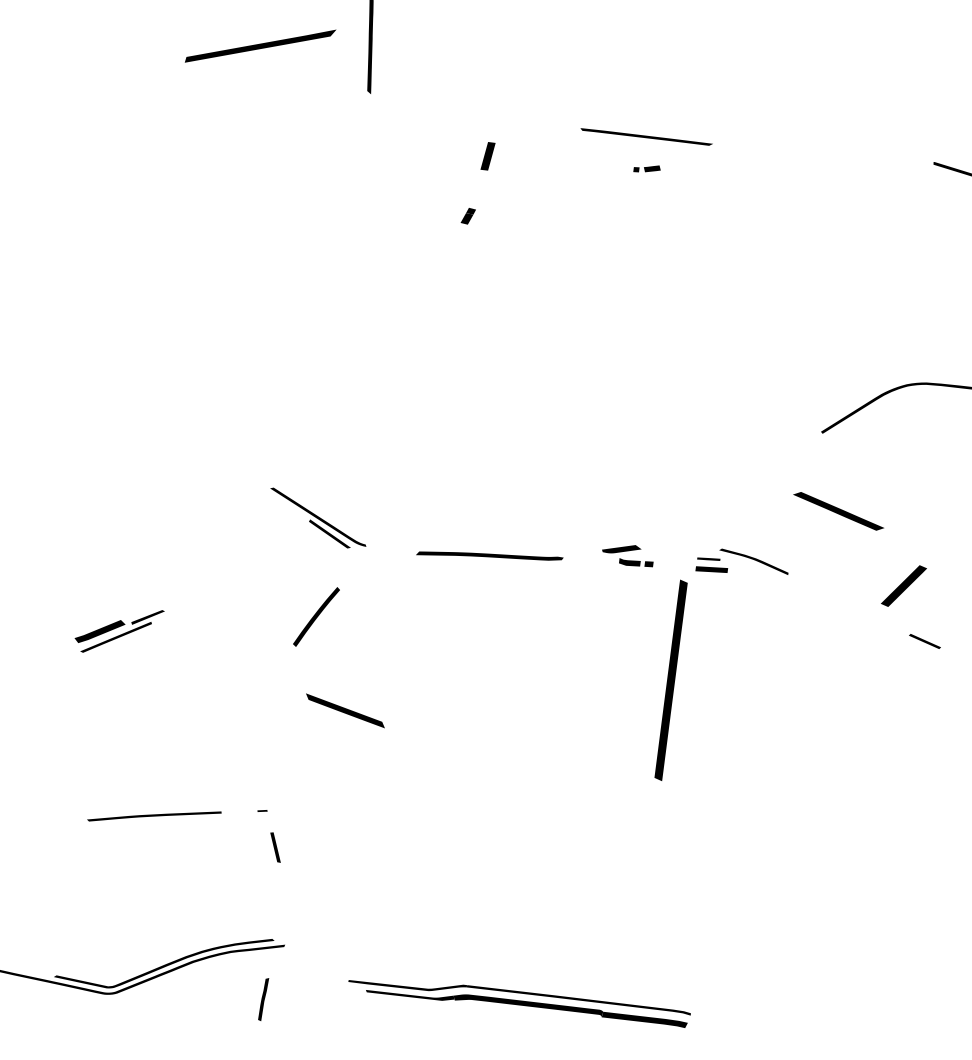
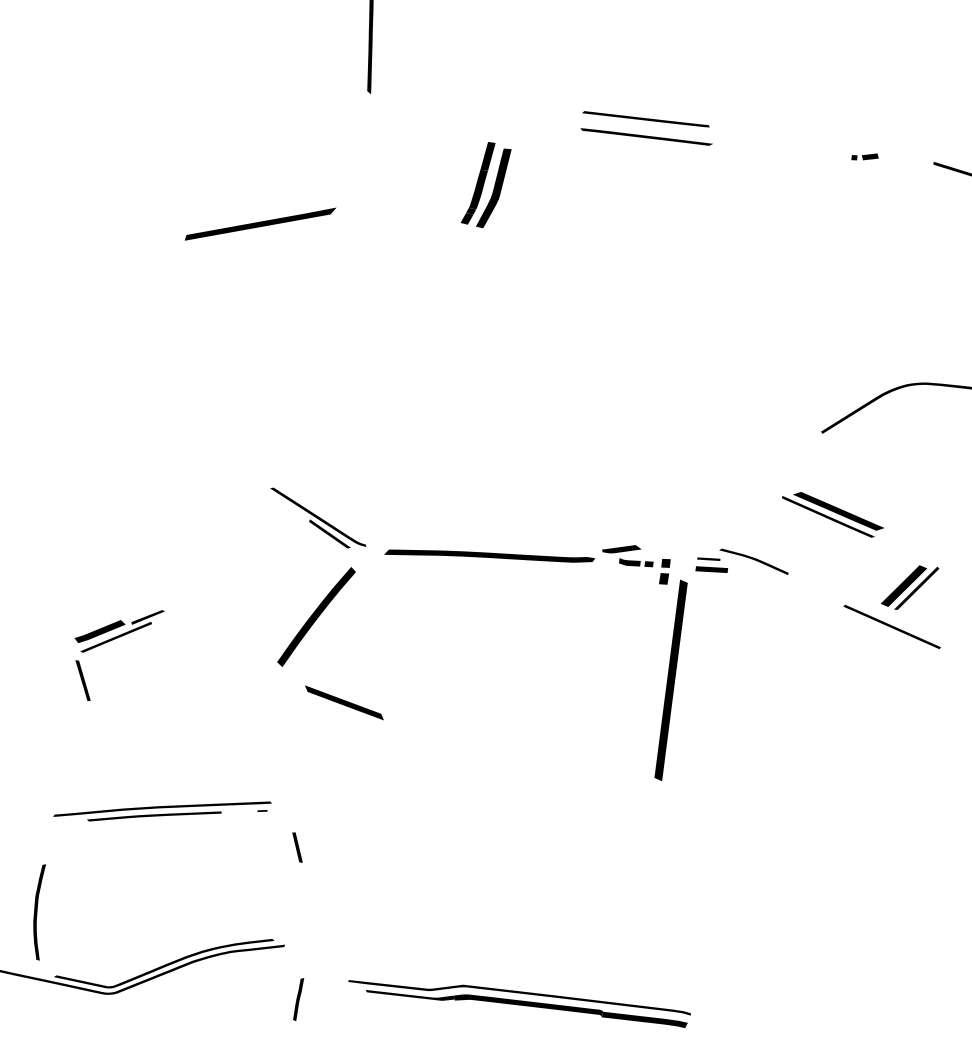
part position: (260, 45) -> (260, 223) (260, 223)
fill: none -> present (645, 119)
part position: (646, 168) -> (864, 156) (864, 156)
fill: none -> present (493, 188)
fill: none -> present (478, 189)
fill: none -> present (828, 516)
part size: 148x10 px -> 212x14 px (489, 555)
part: none -> present (664, 571)
fill: none -> present (916, 587)
part size: 47x60 px -> 79x100 px (316, 616)
fill: none -> present (876, 619)
fill: none -> present (82, 680)
part position: (345, 710) -> (344, 702) (344, 702)
fill: none -> present (162, 808)
line position: (275, 847) -> (297, 847) (297, 847)
part: none -> present (39, 912)
line position: (263, 999) -> (298, 999) (298, 999)
